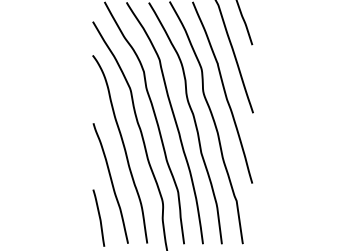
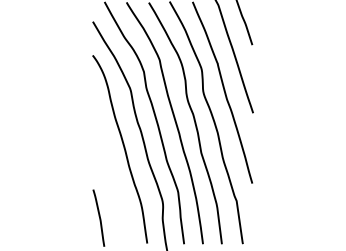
curve: present -> none (111, 183)
